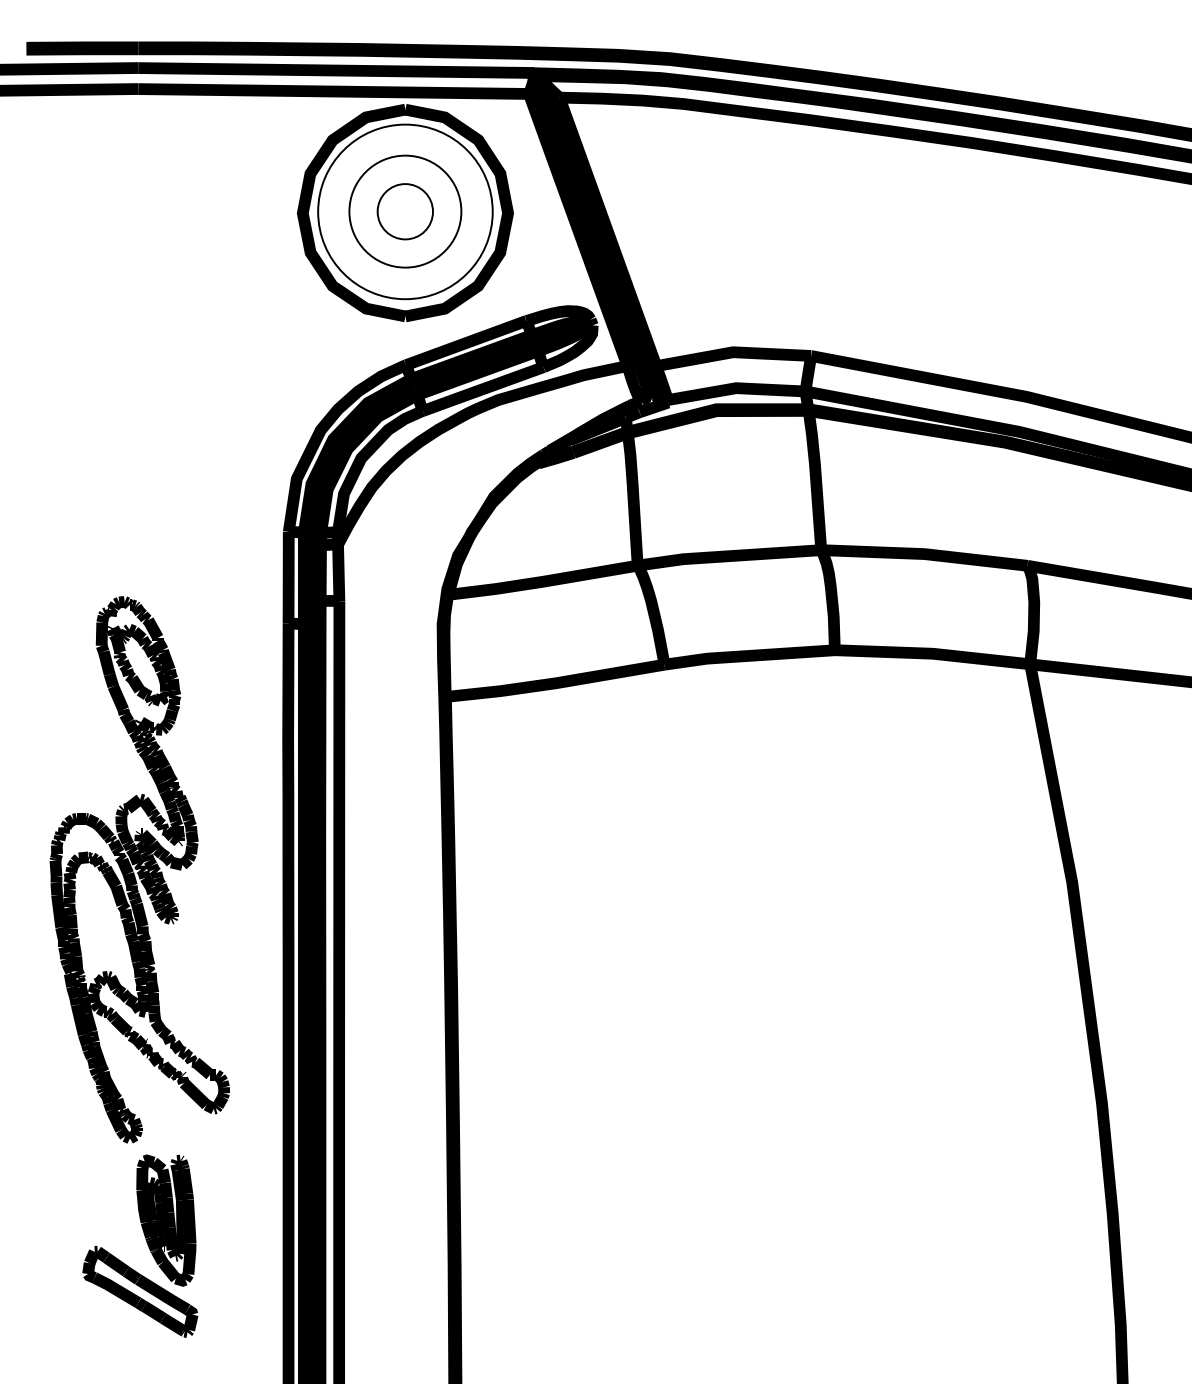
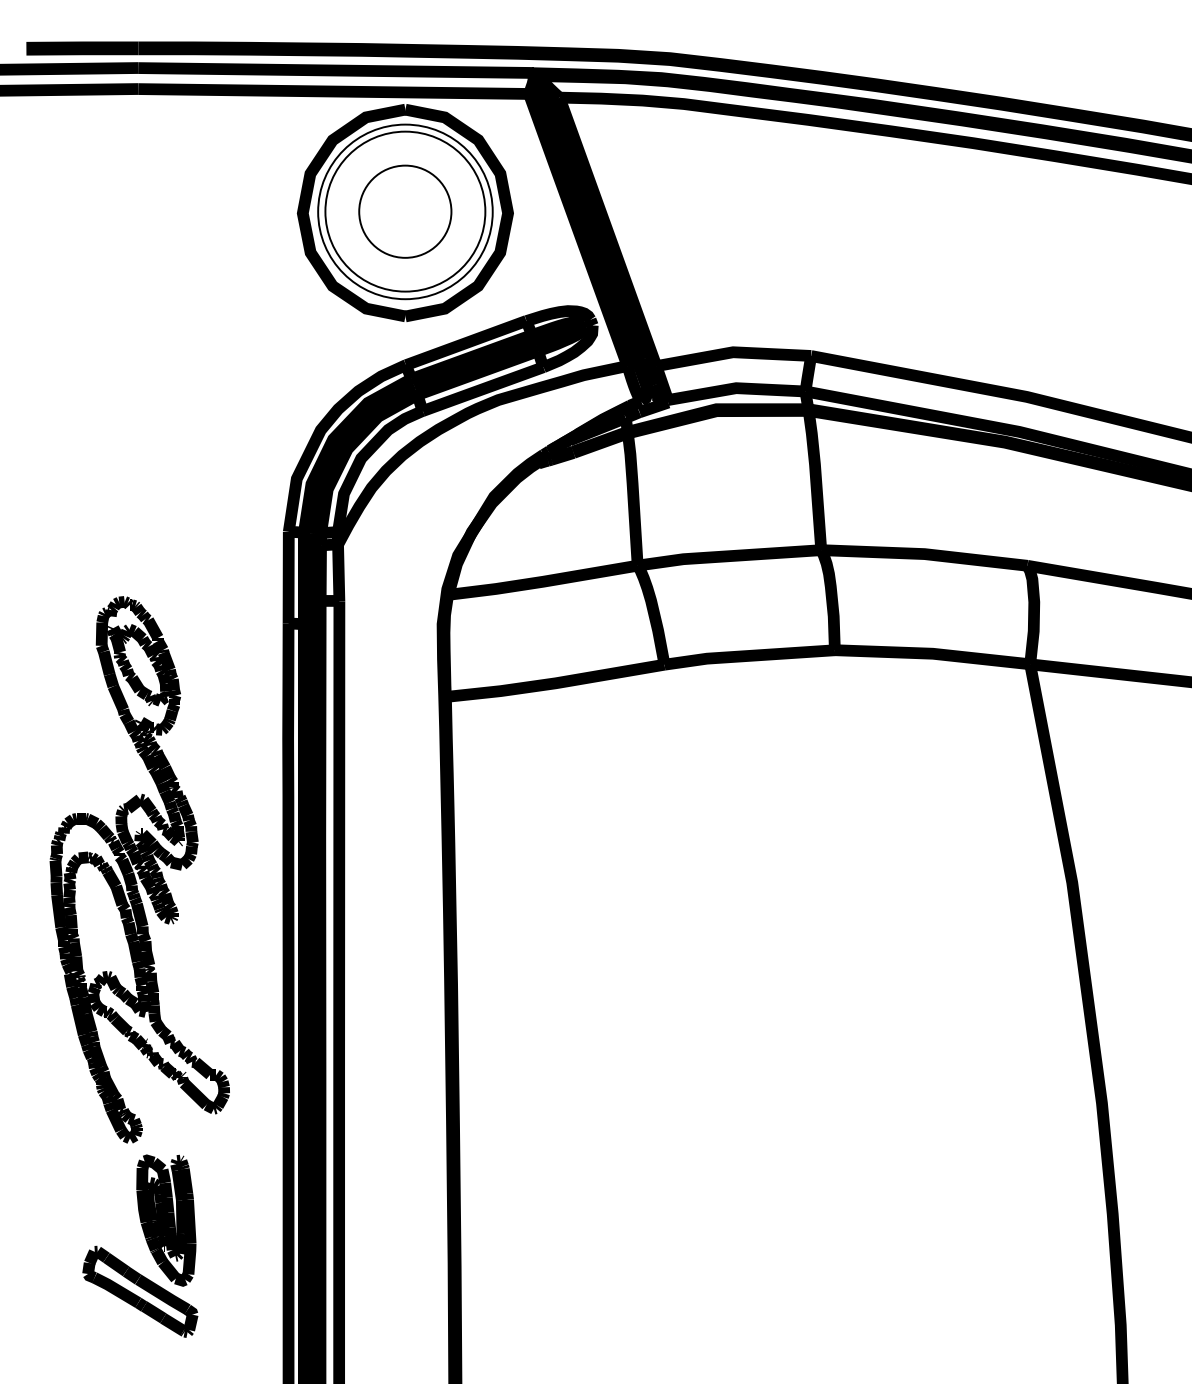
circle diameter: 112 px -> 160 px (405, 211)
circle diameter: 55 px -> 92 px (405, 211)
